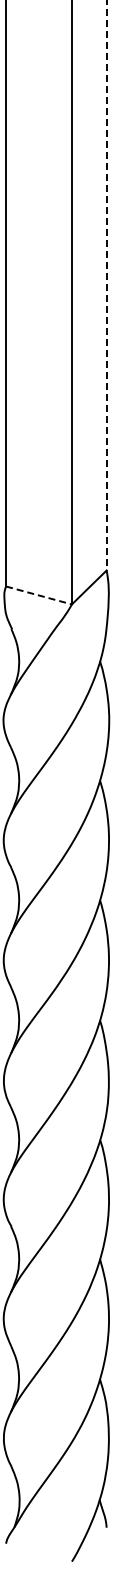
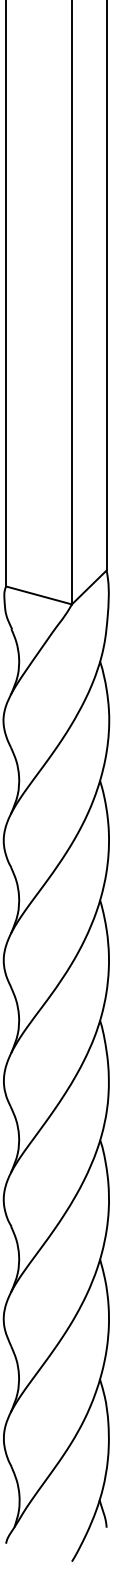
line: dashed -> solid (106, 285)
line: dashed -> solid (39, 595)
